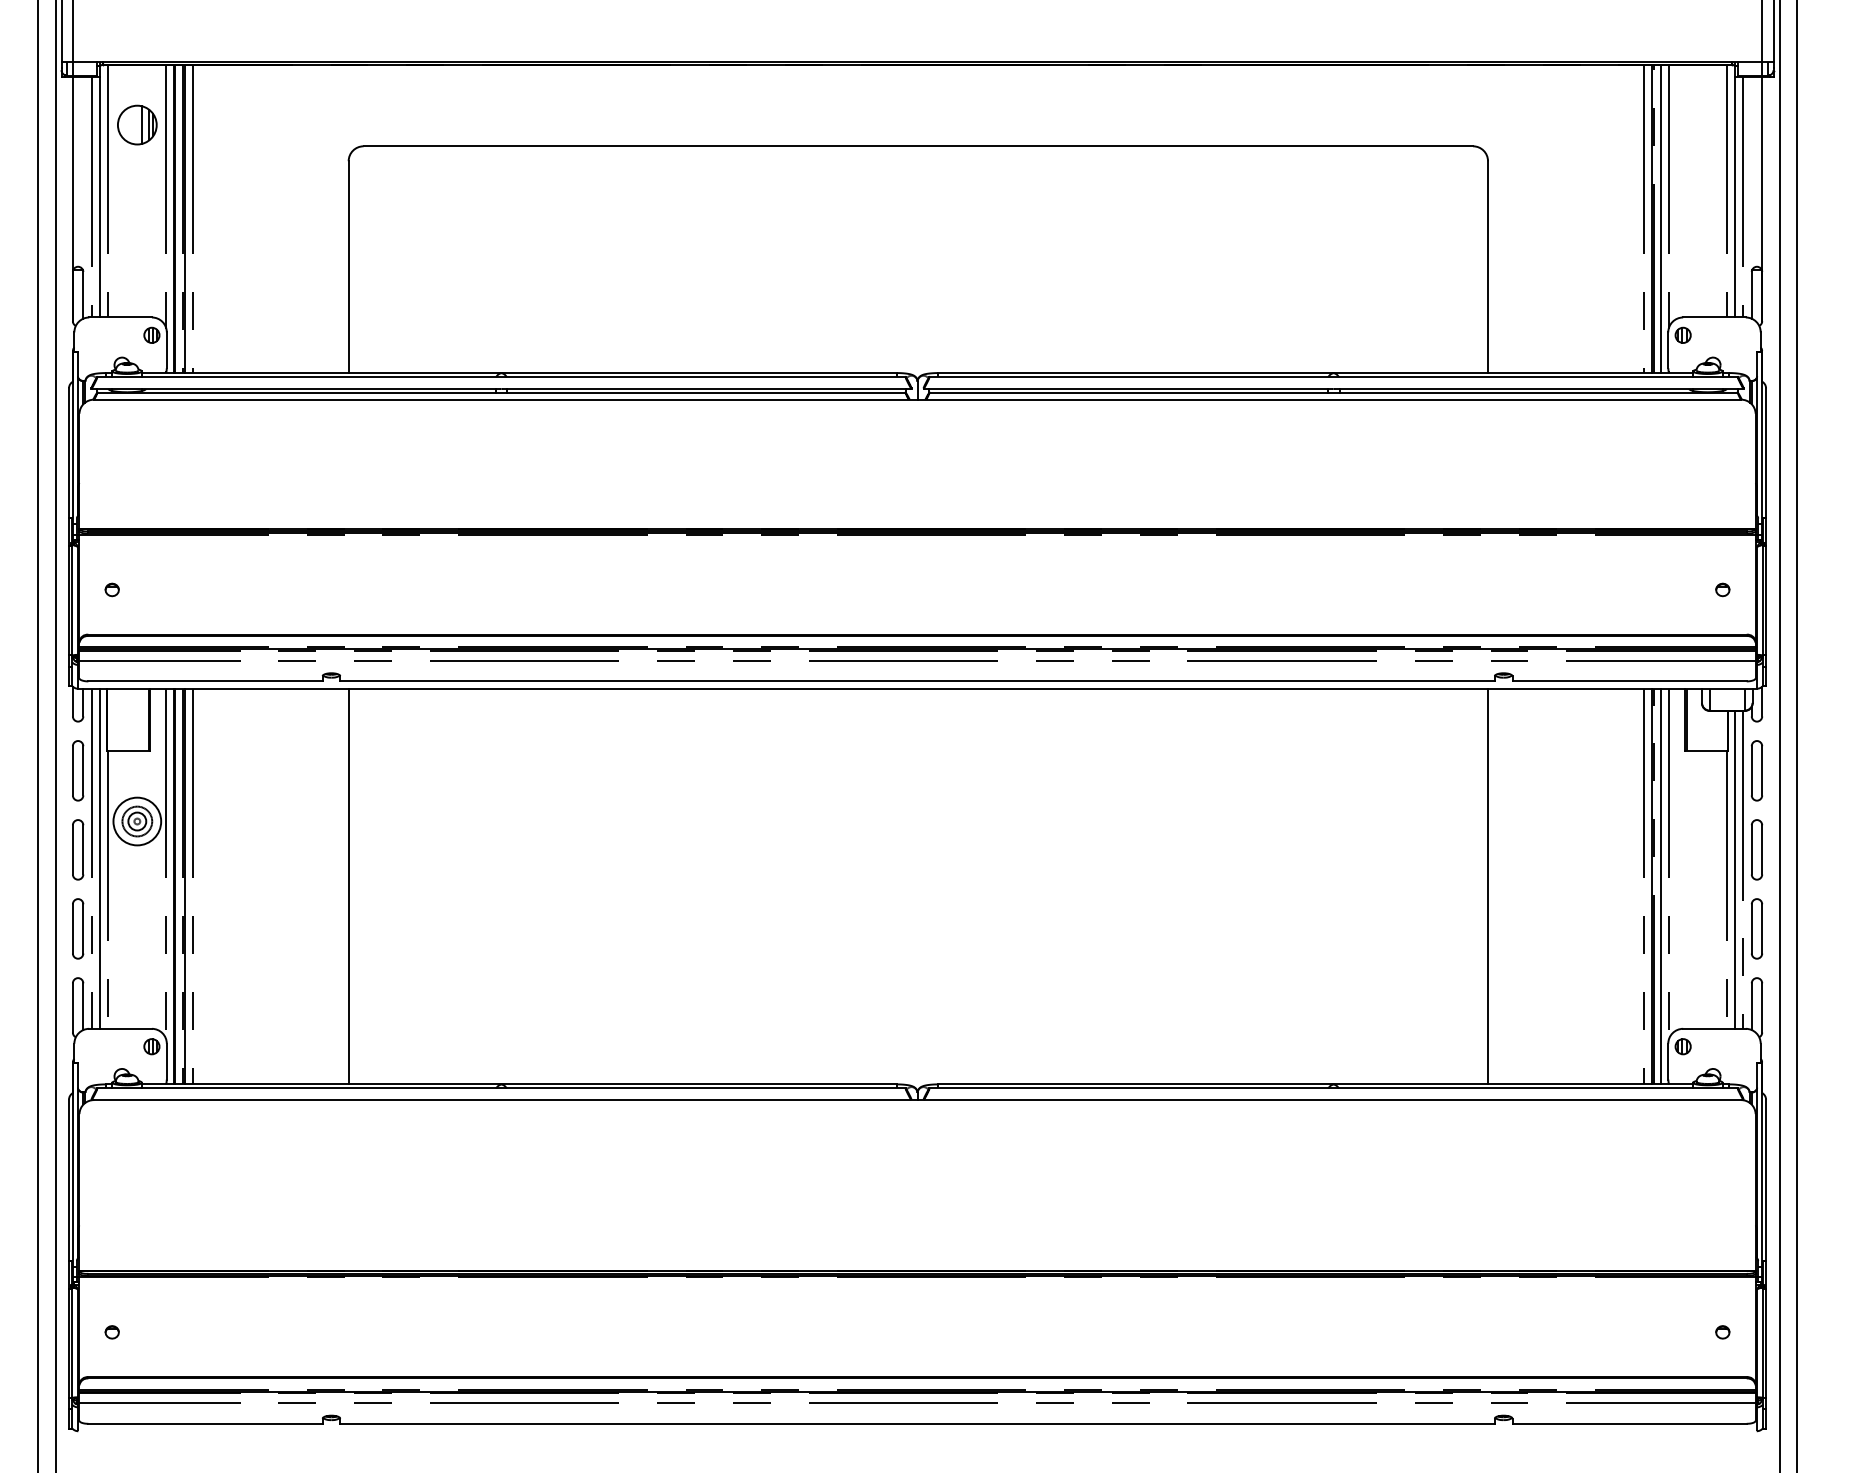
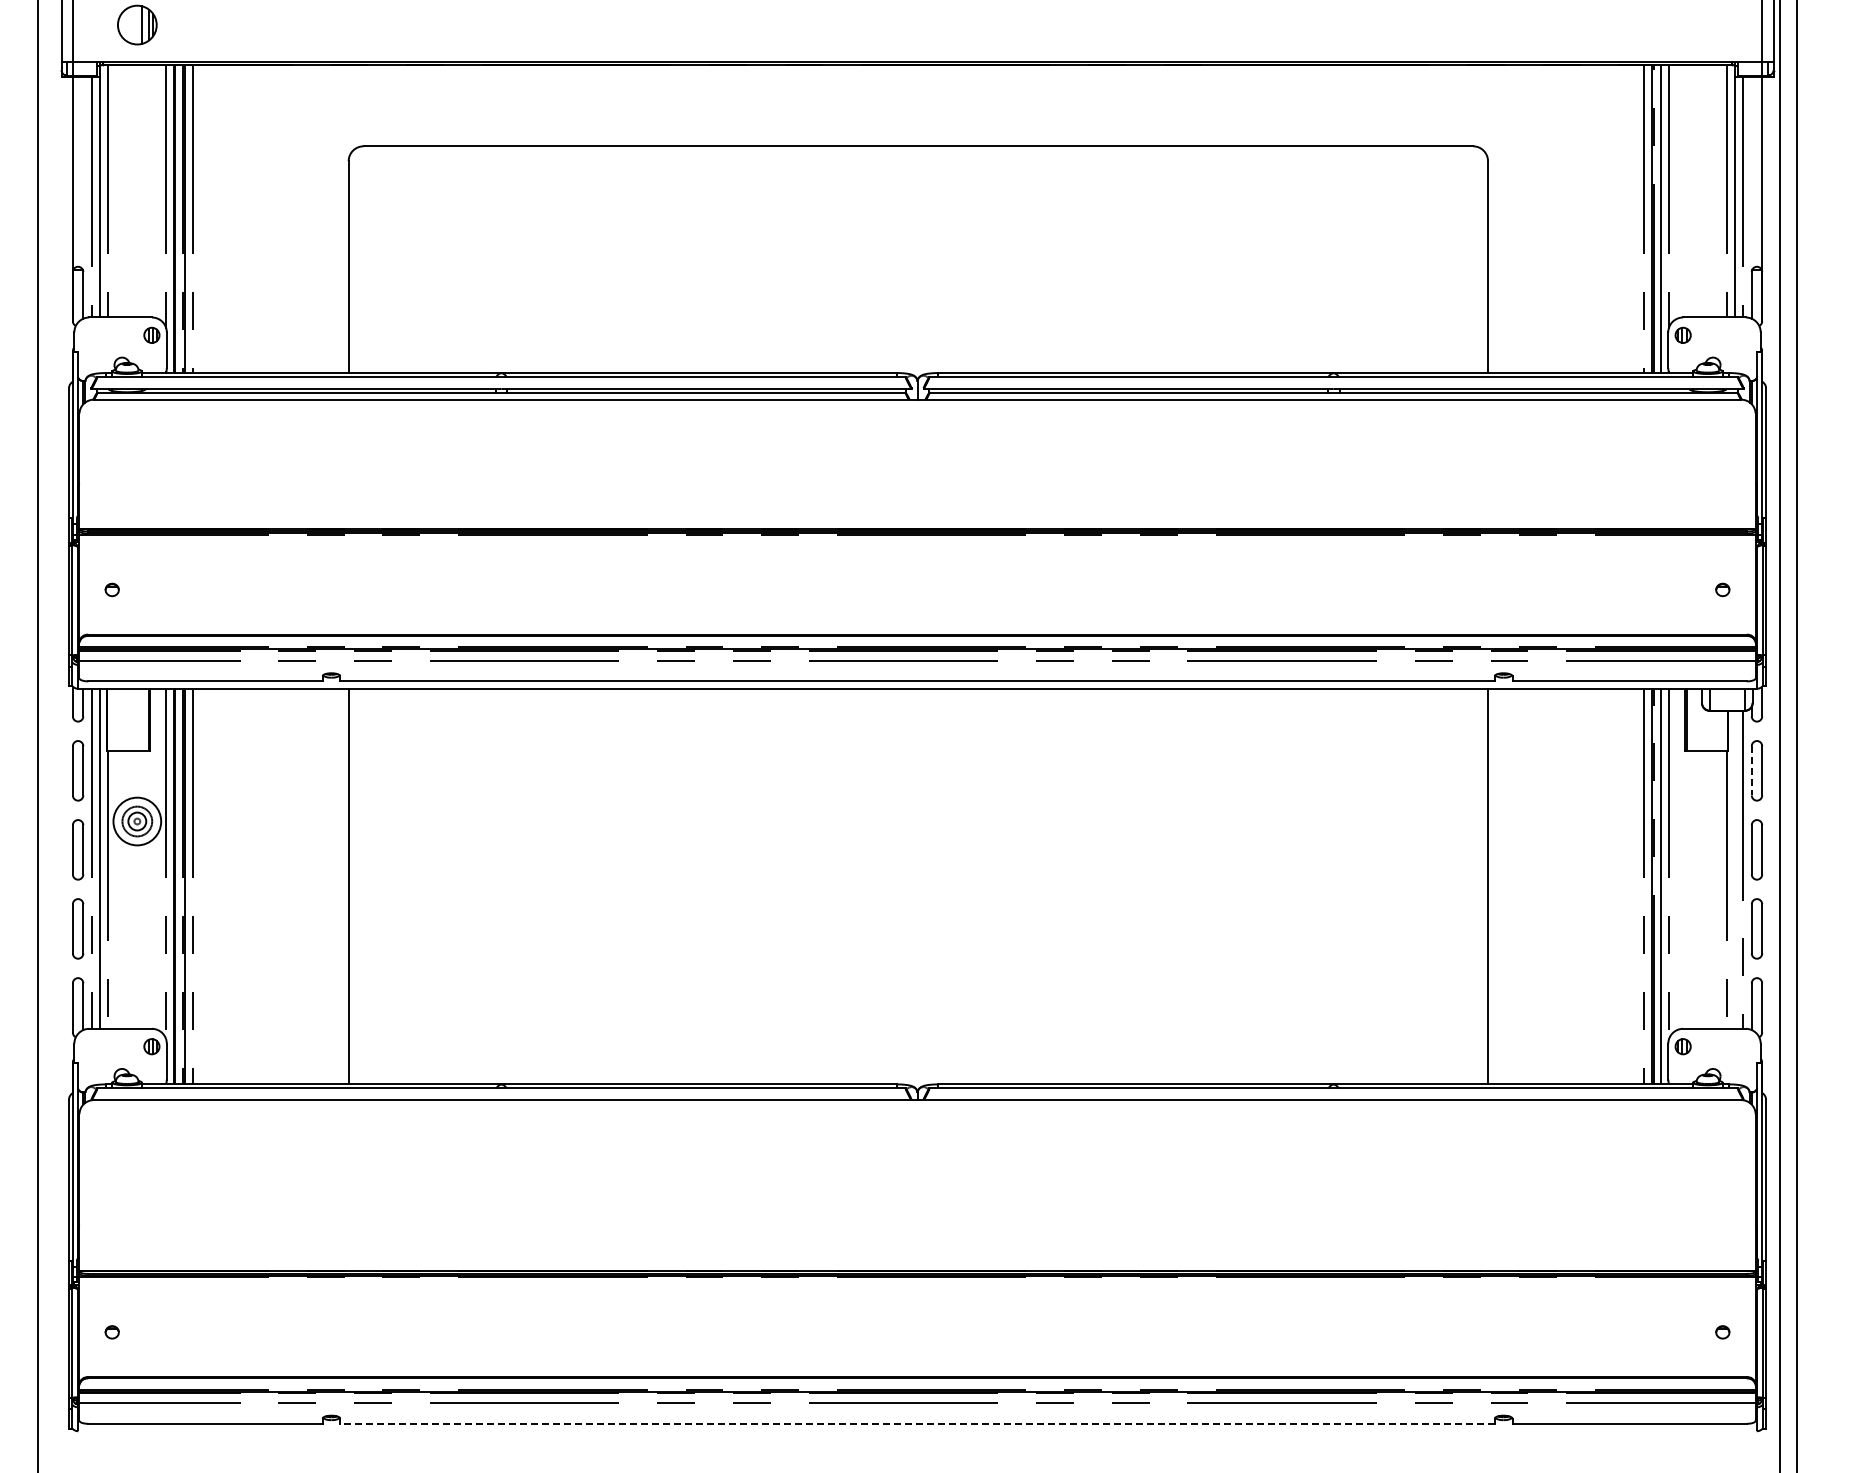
part position: (137, 124) -> (137, 24) (137, 24)
line: present -> none (55, 735)
line: solid -> dashed (1751, 770)
line: present -> none (1734, 869)
line: solid -> dashed (917, 1423)
